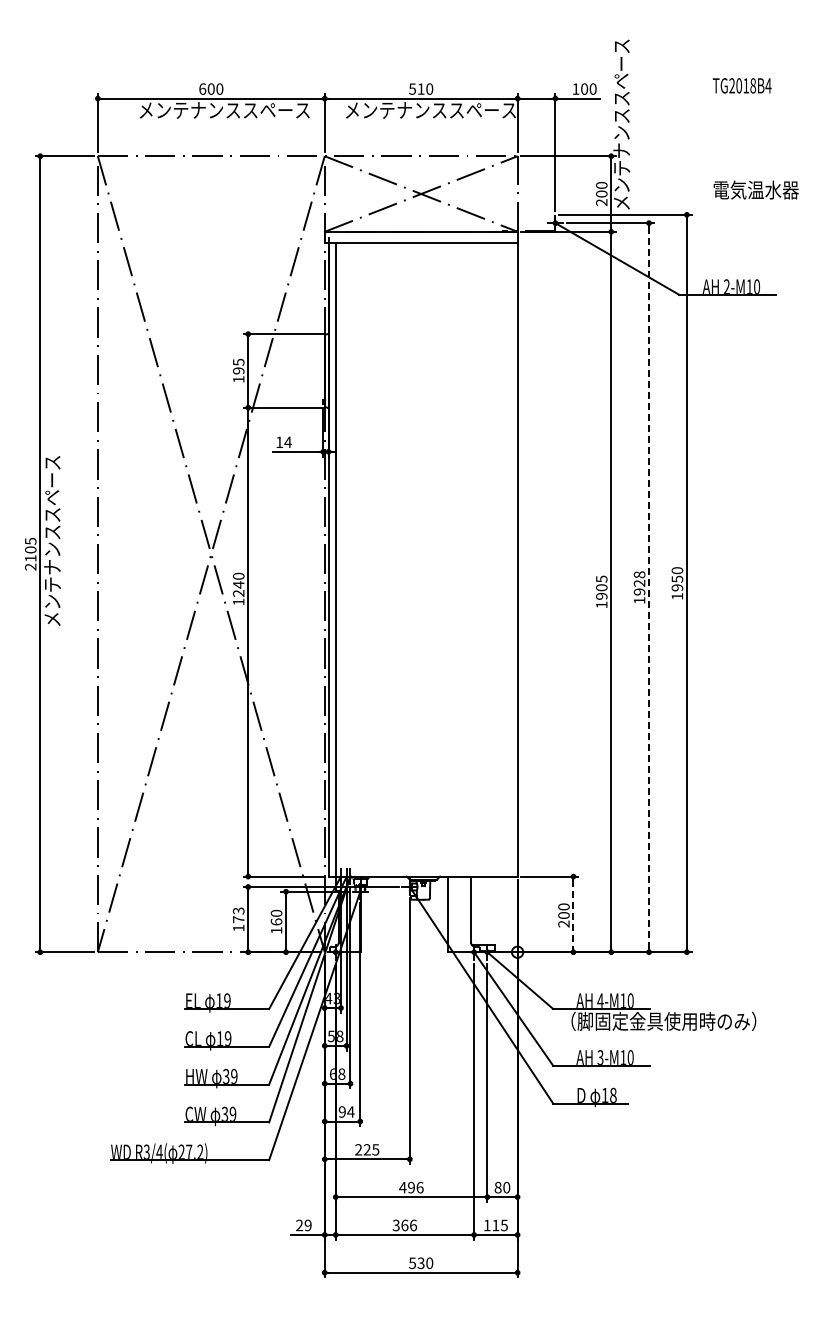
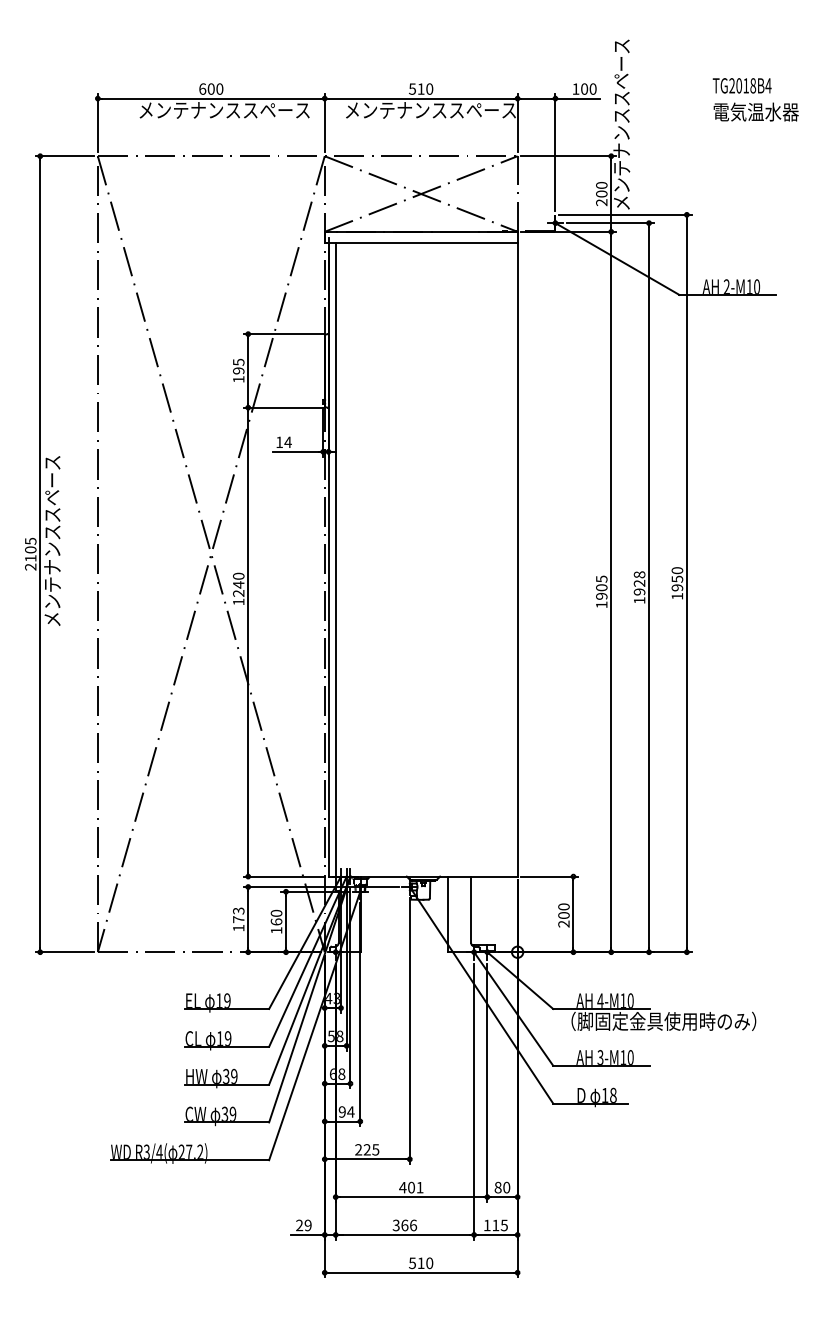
text position: (755, 189) -> (755, 111) (755, 111)
line: dashed -> solid (649, 587)
line: dashed -> solid (573, 914)
text: 496 -> 401 (415, 1187)
text: 530 -> 510 (420, 1263)
